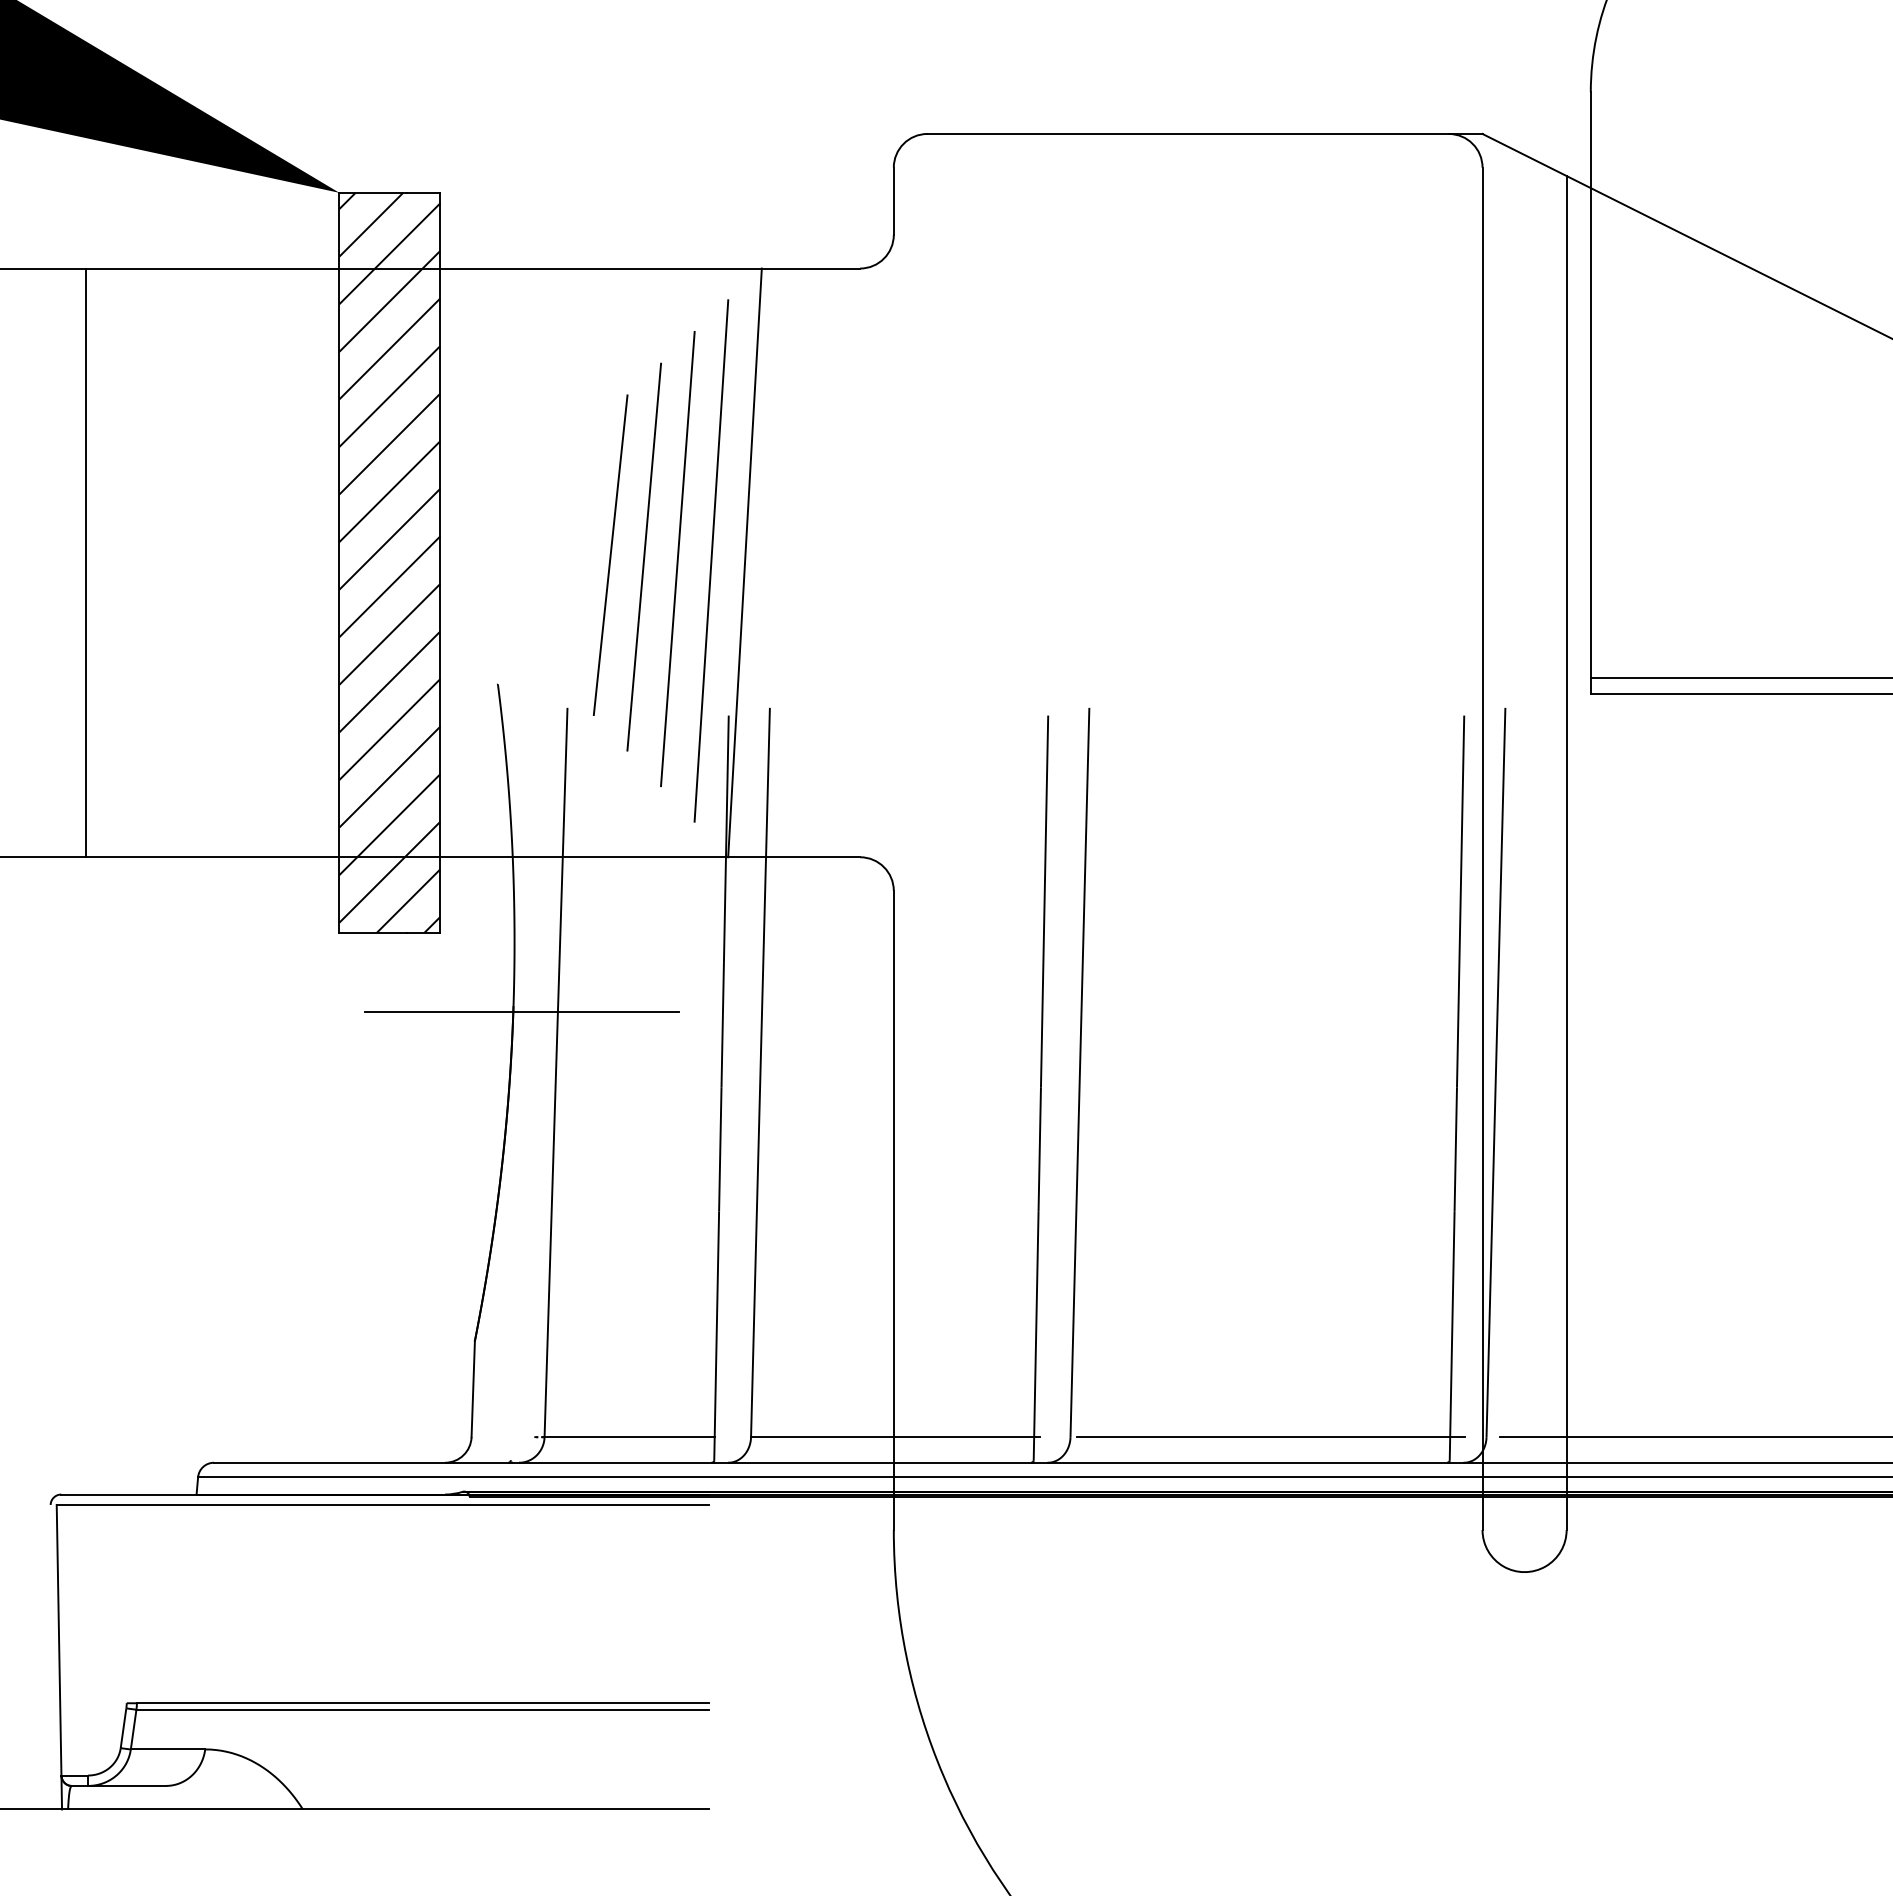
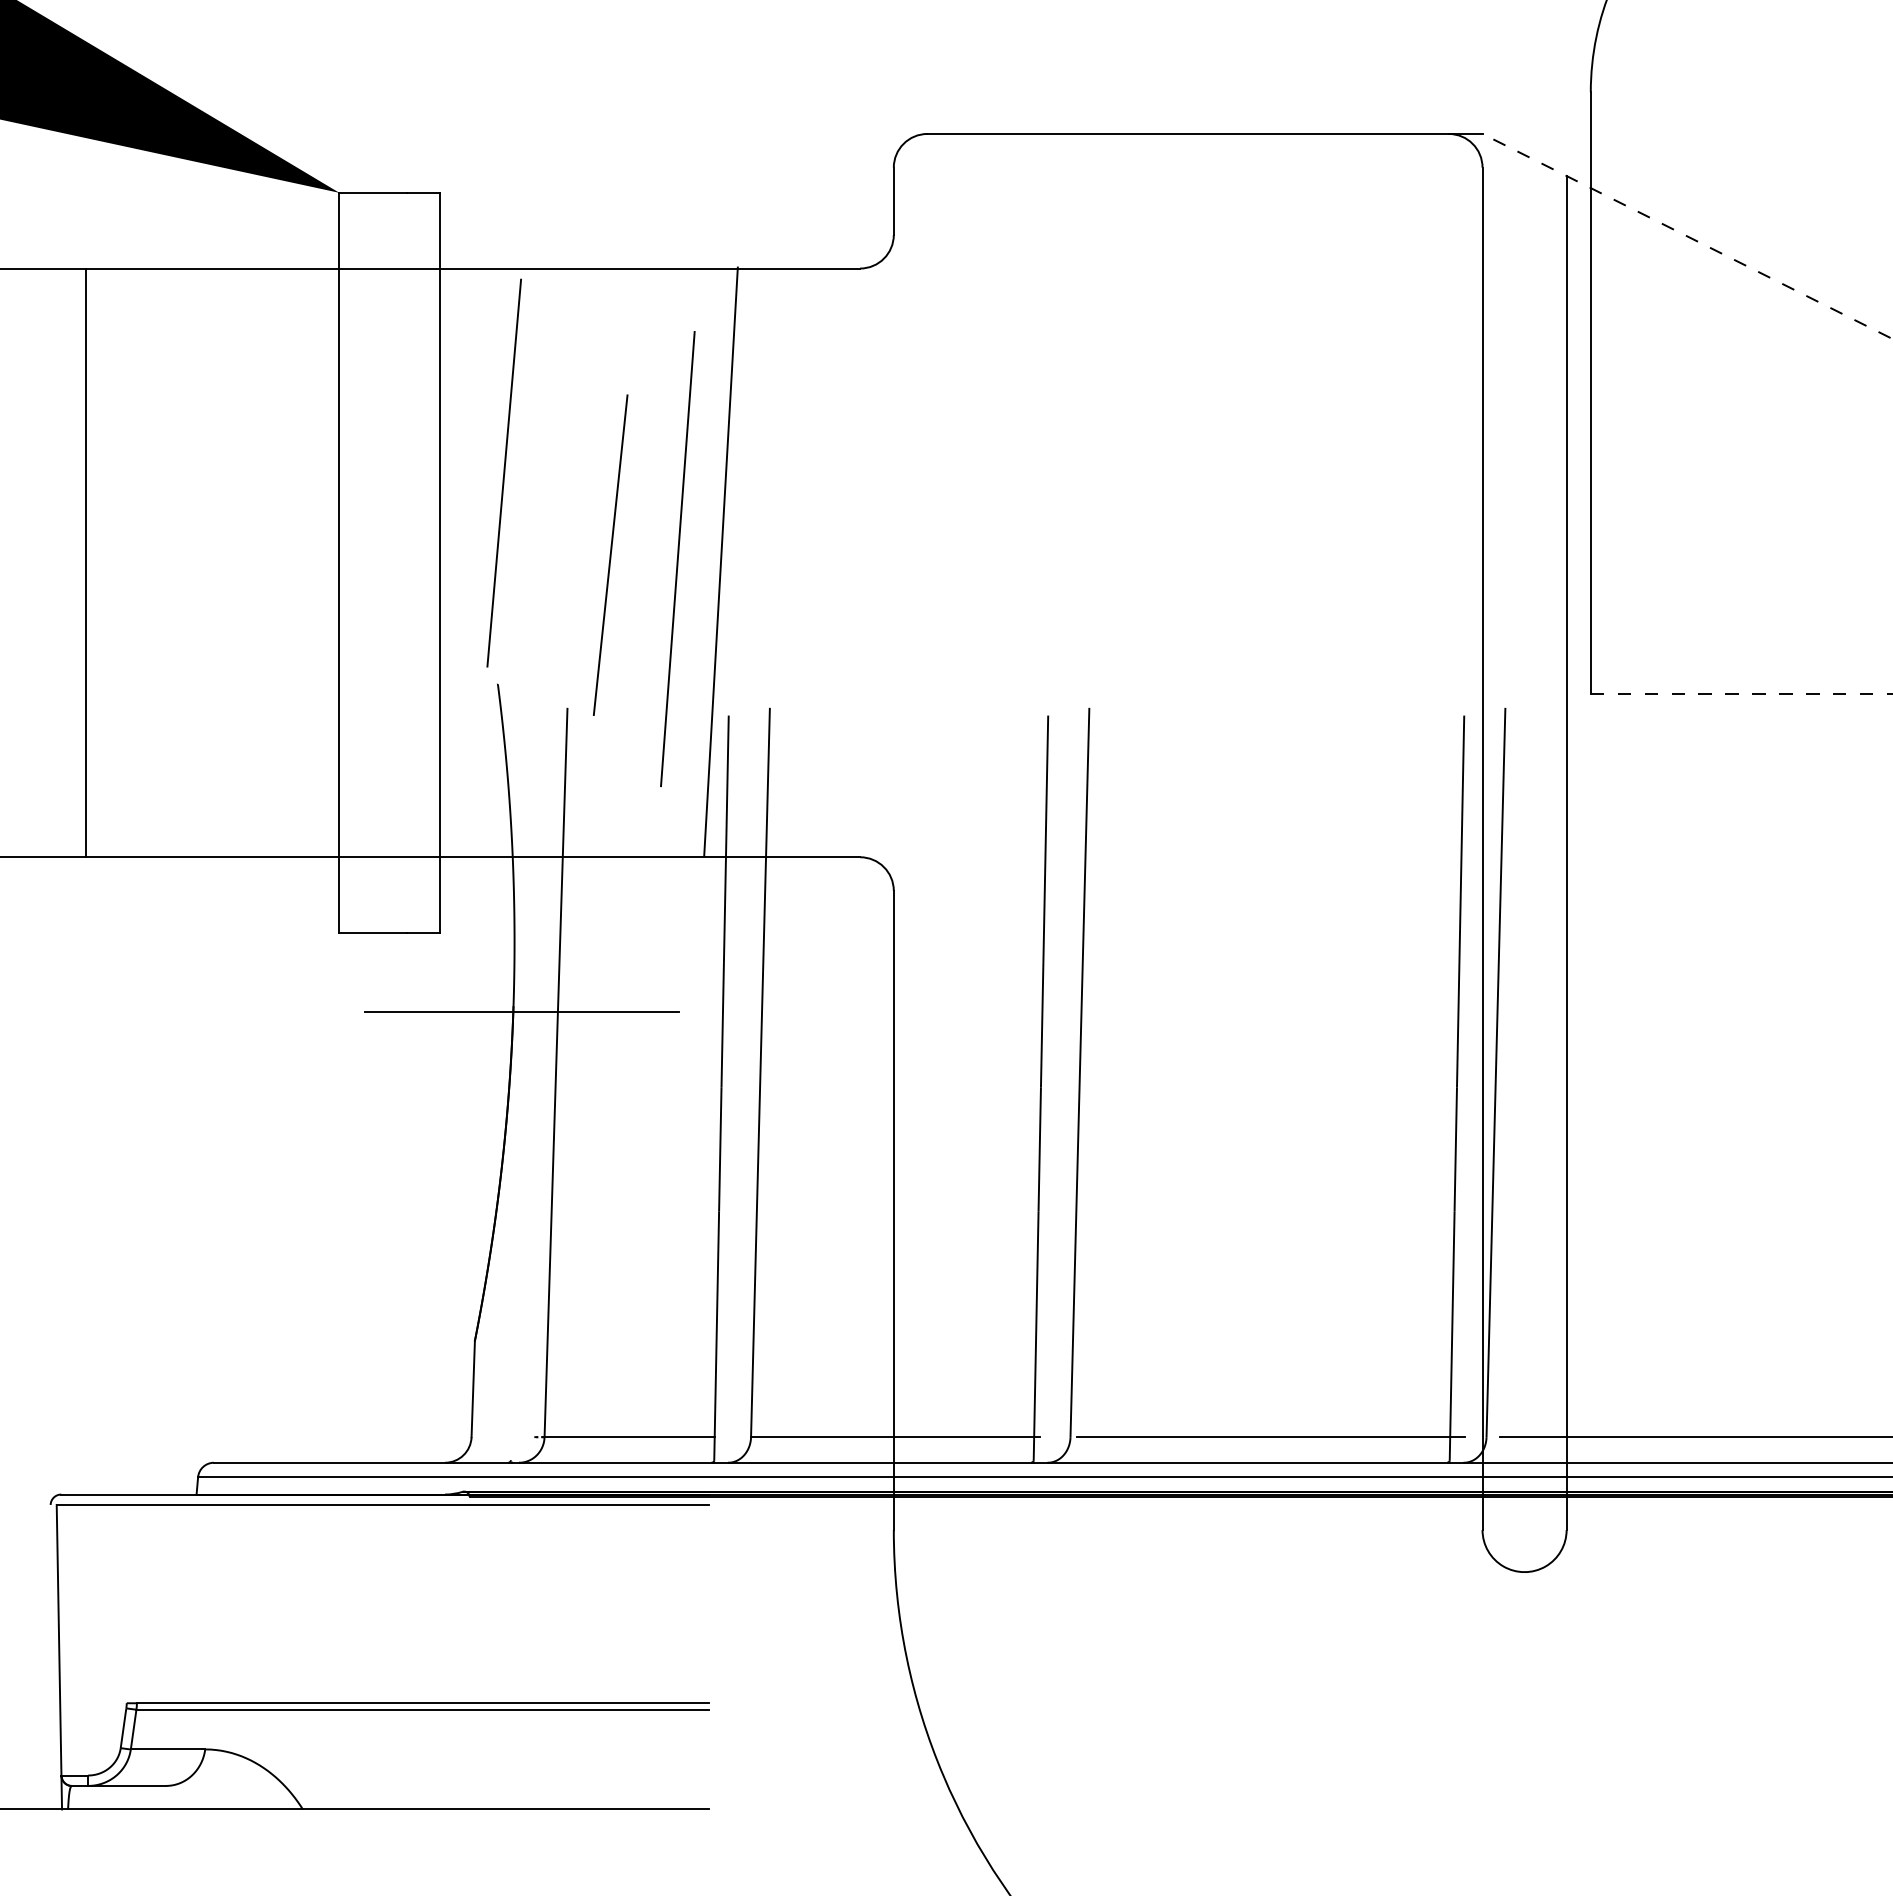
line: solid -> dashed (1687, 236)
line position: (643, 556) -> (503, 472) (503, 472)
line: present -> none (711, 560)
hatch: present -> none (389, 562)
line position: (744, 562) -> (720, 561) (720, 561)
line: present -> none (1739, 678)
line: solid -> dashed (1741, 693)
